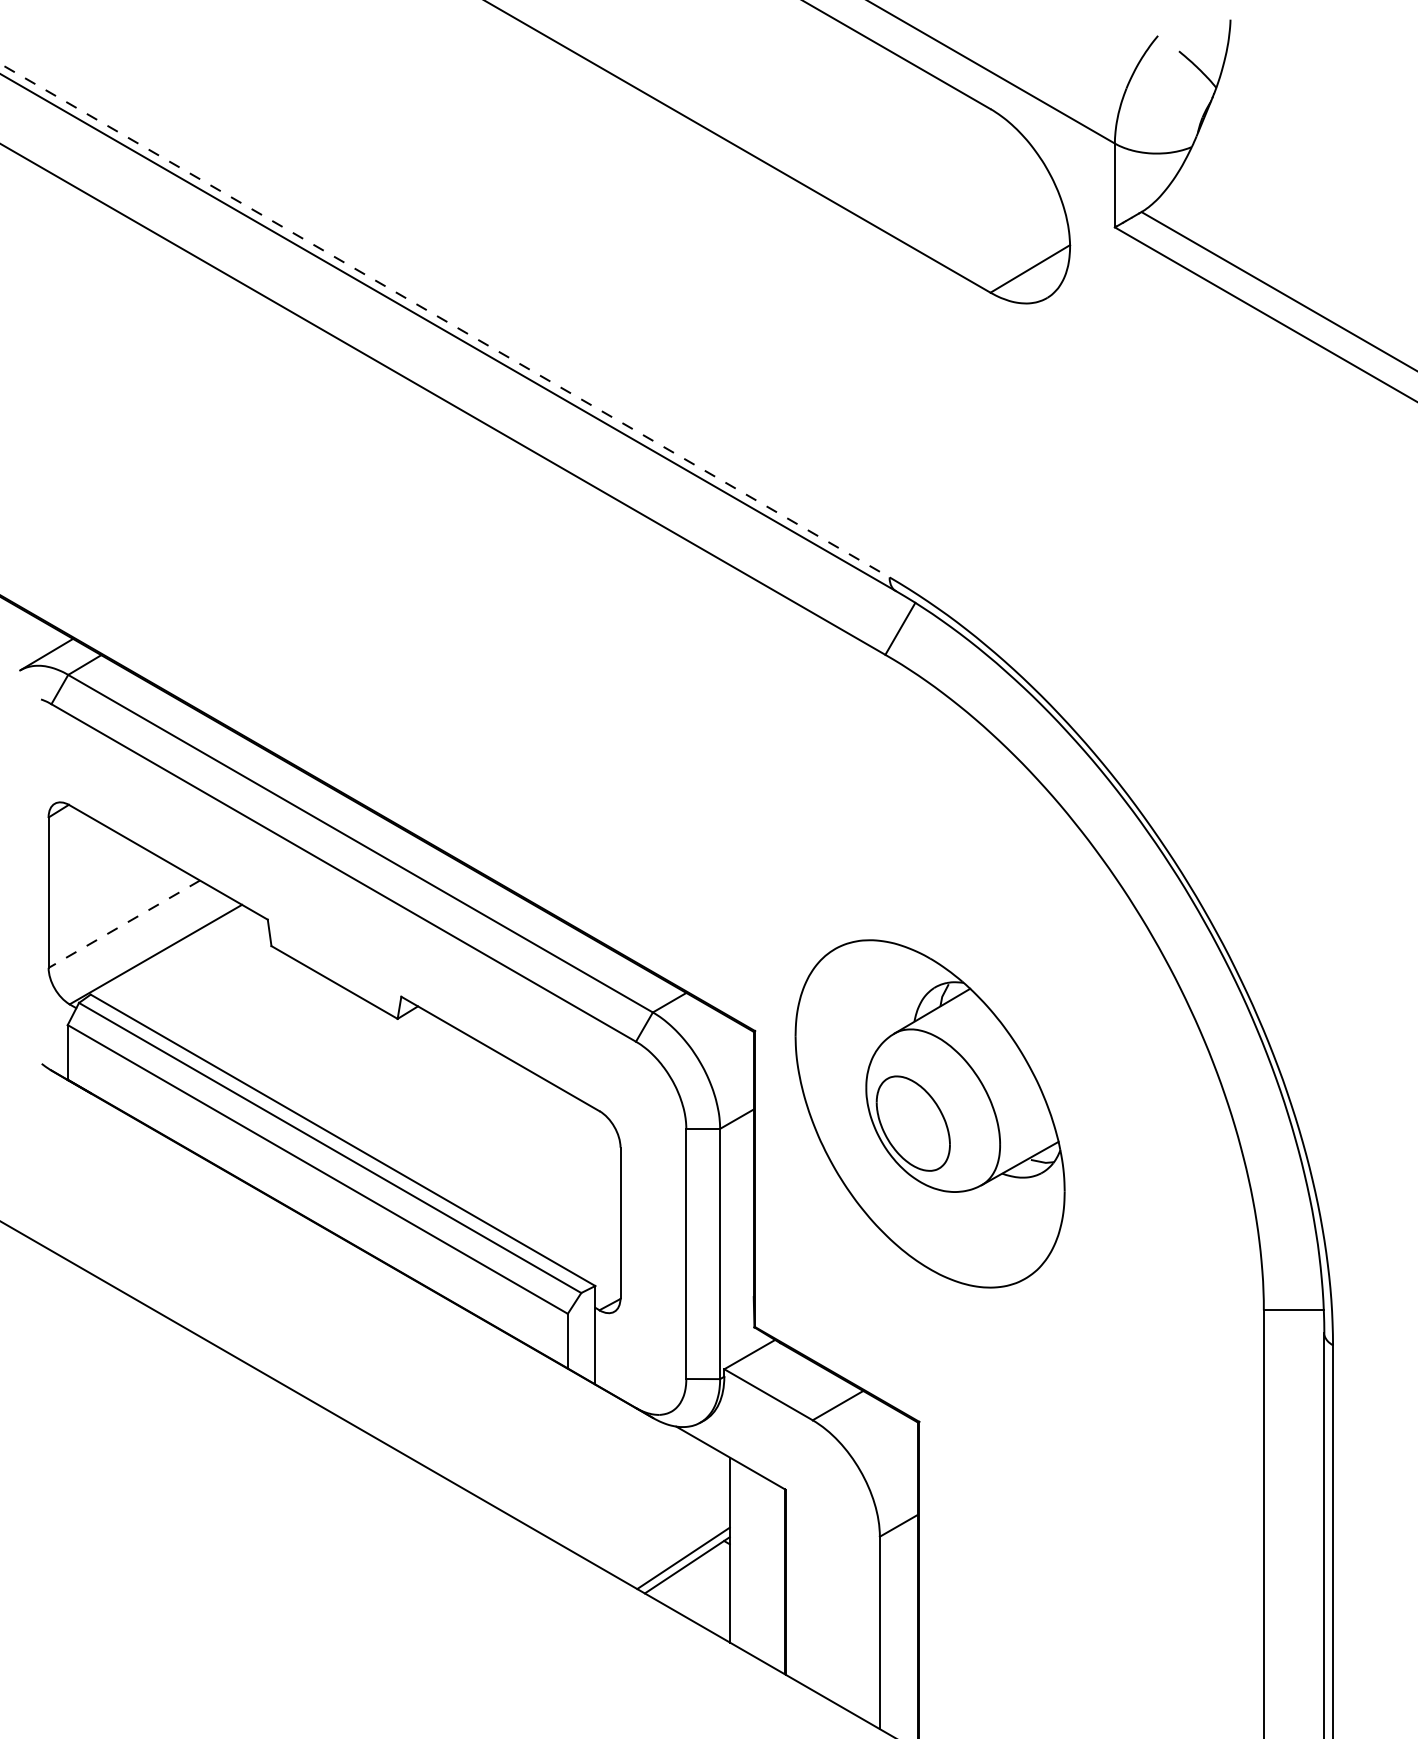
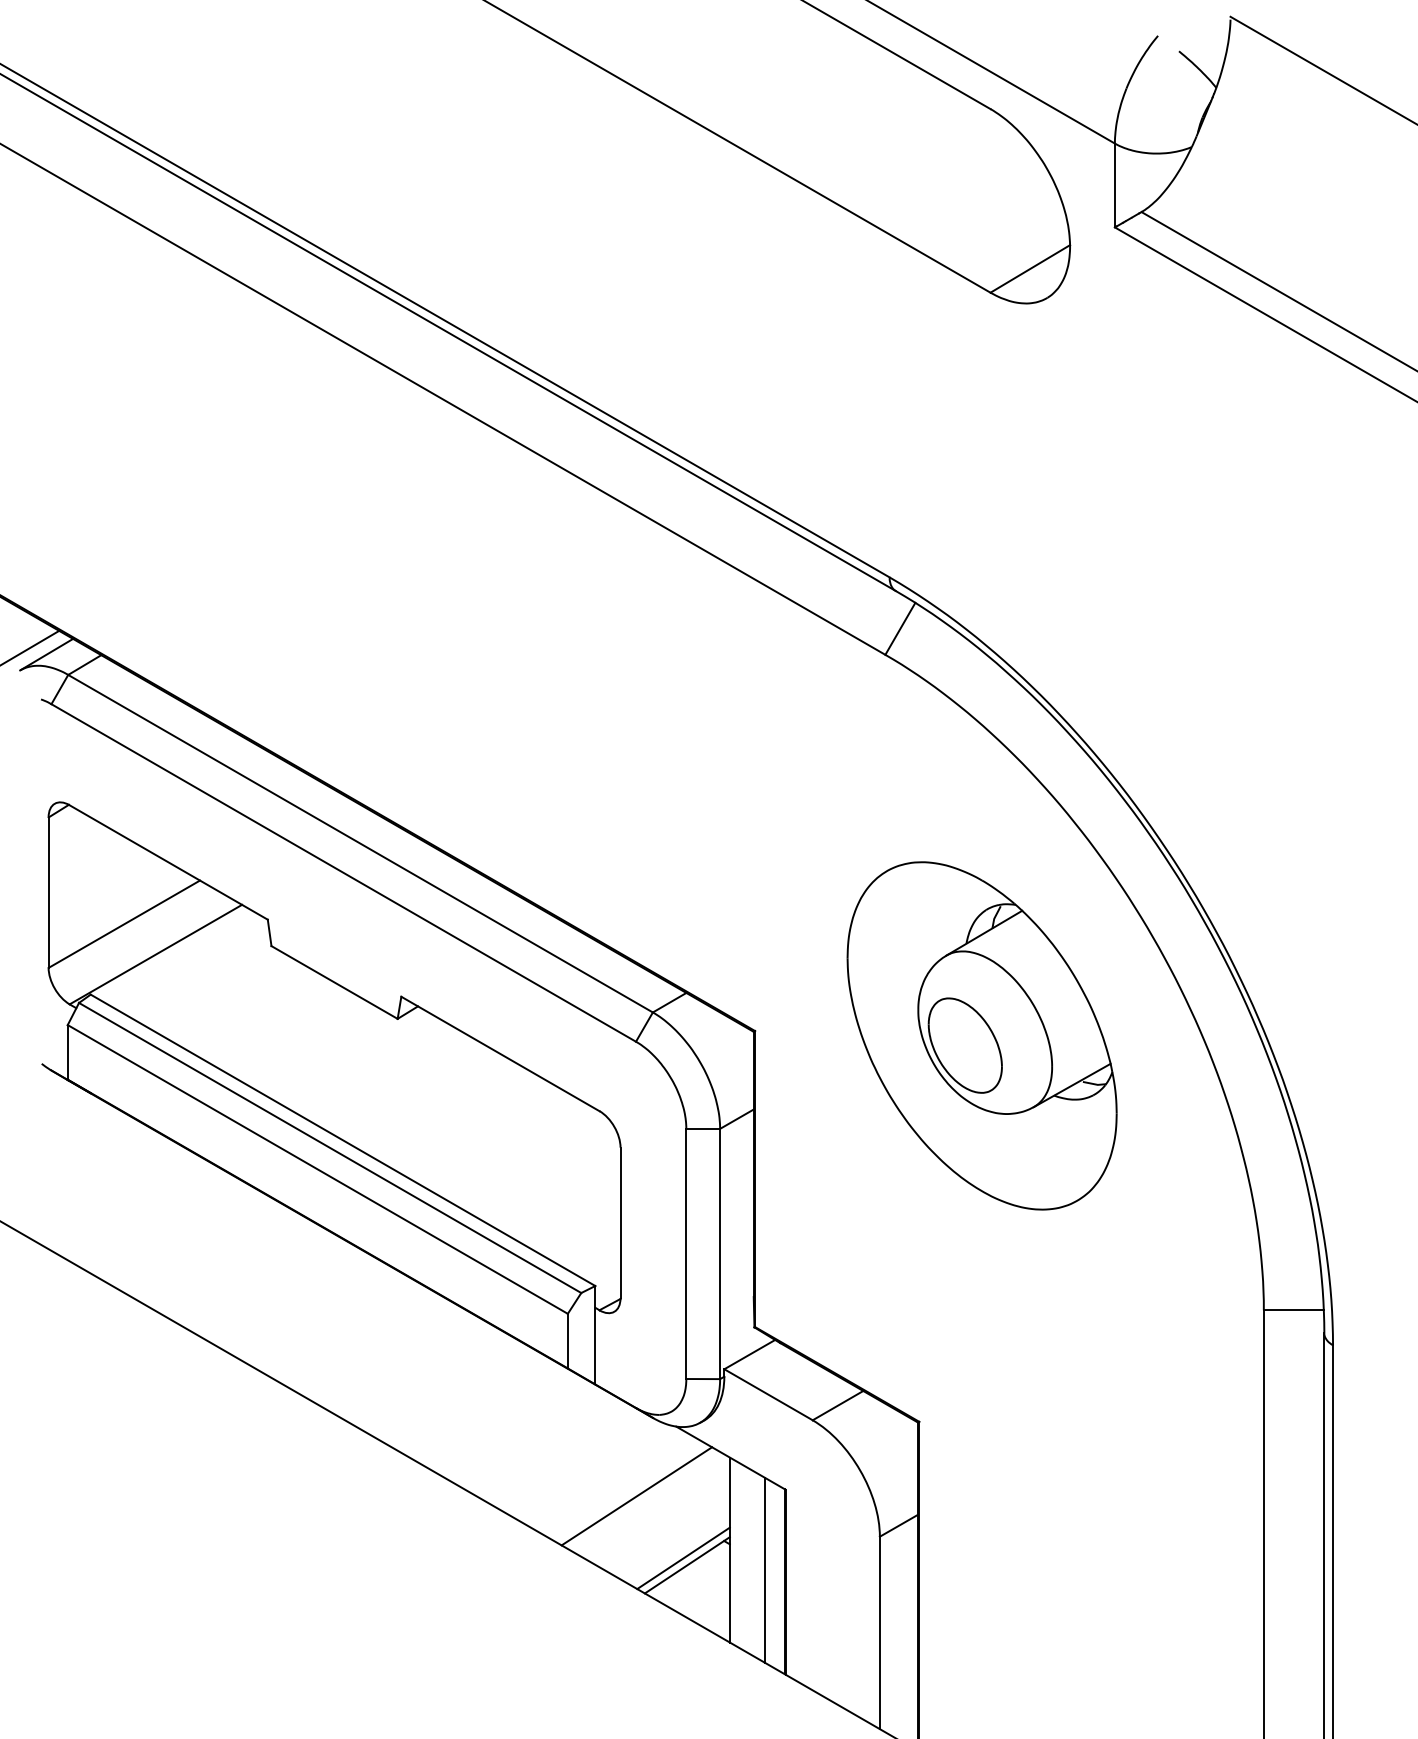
line: none -> present (1322, 69)
line: dashed -> solid (445, 320)
line: none -> present (30, 647)
line: dashed -> solid (123, 924)
part position: (929, 1113) -> (981, 1035) (981, 1035)
line: none -> present (636, 1496)
line: none -> present (764, 1569)
